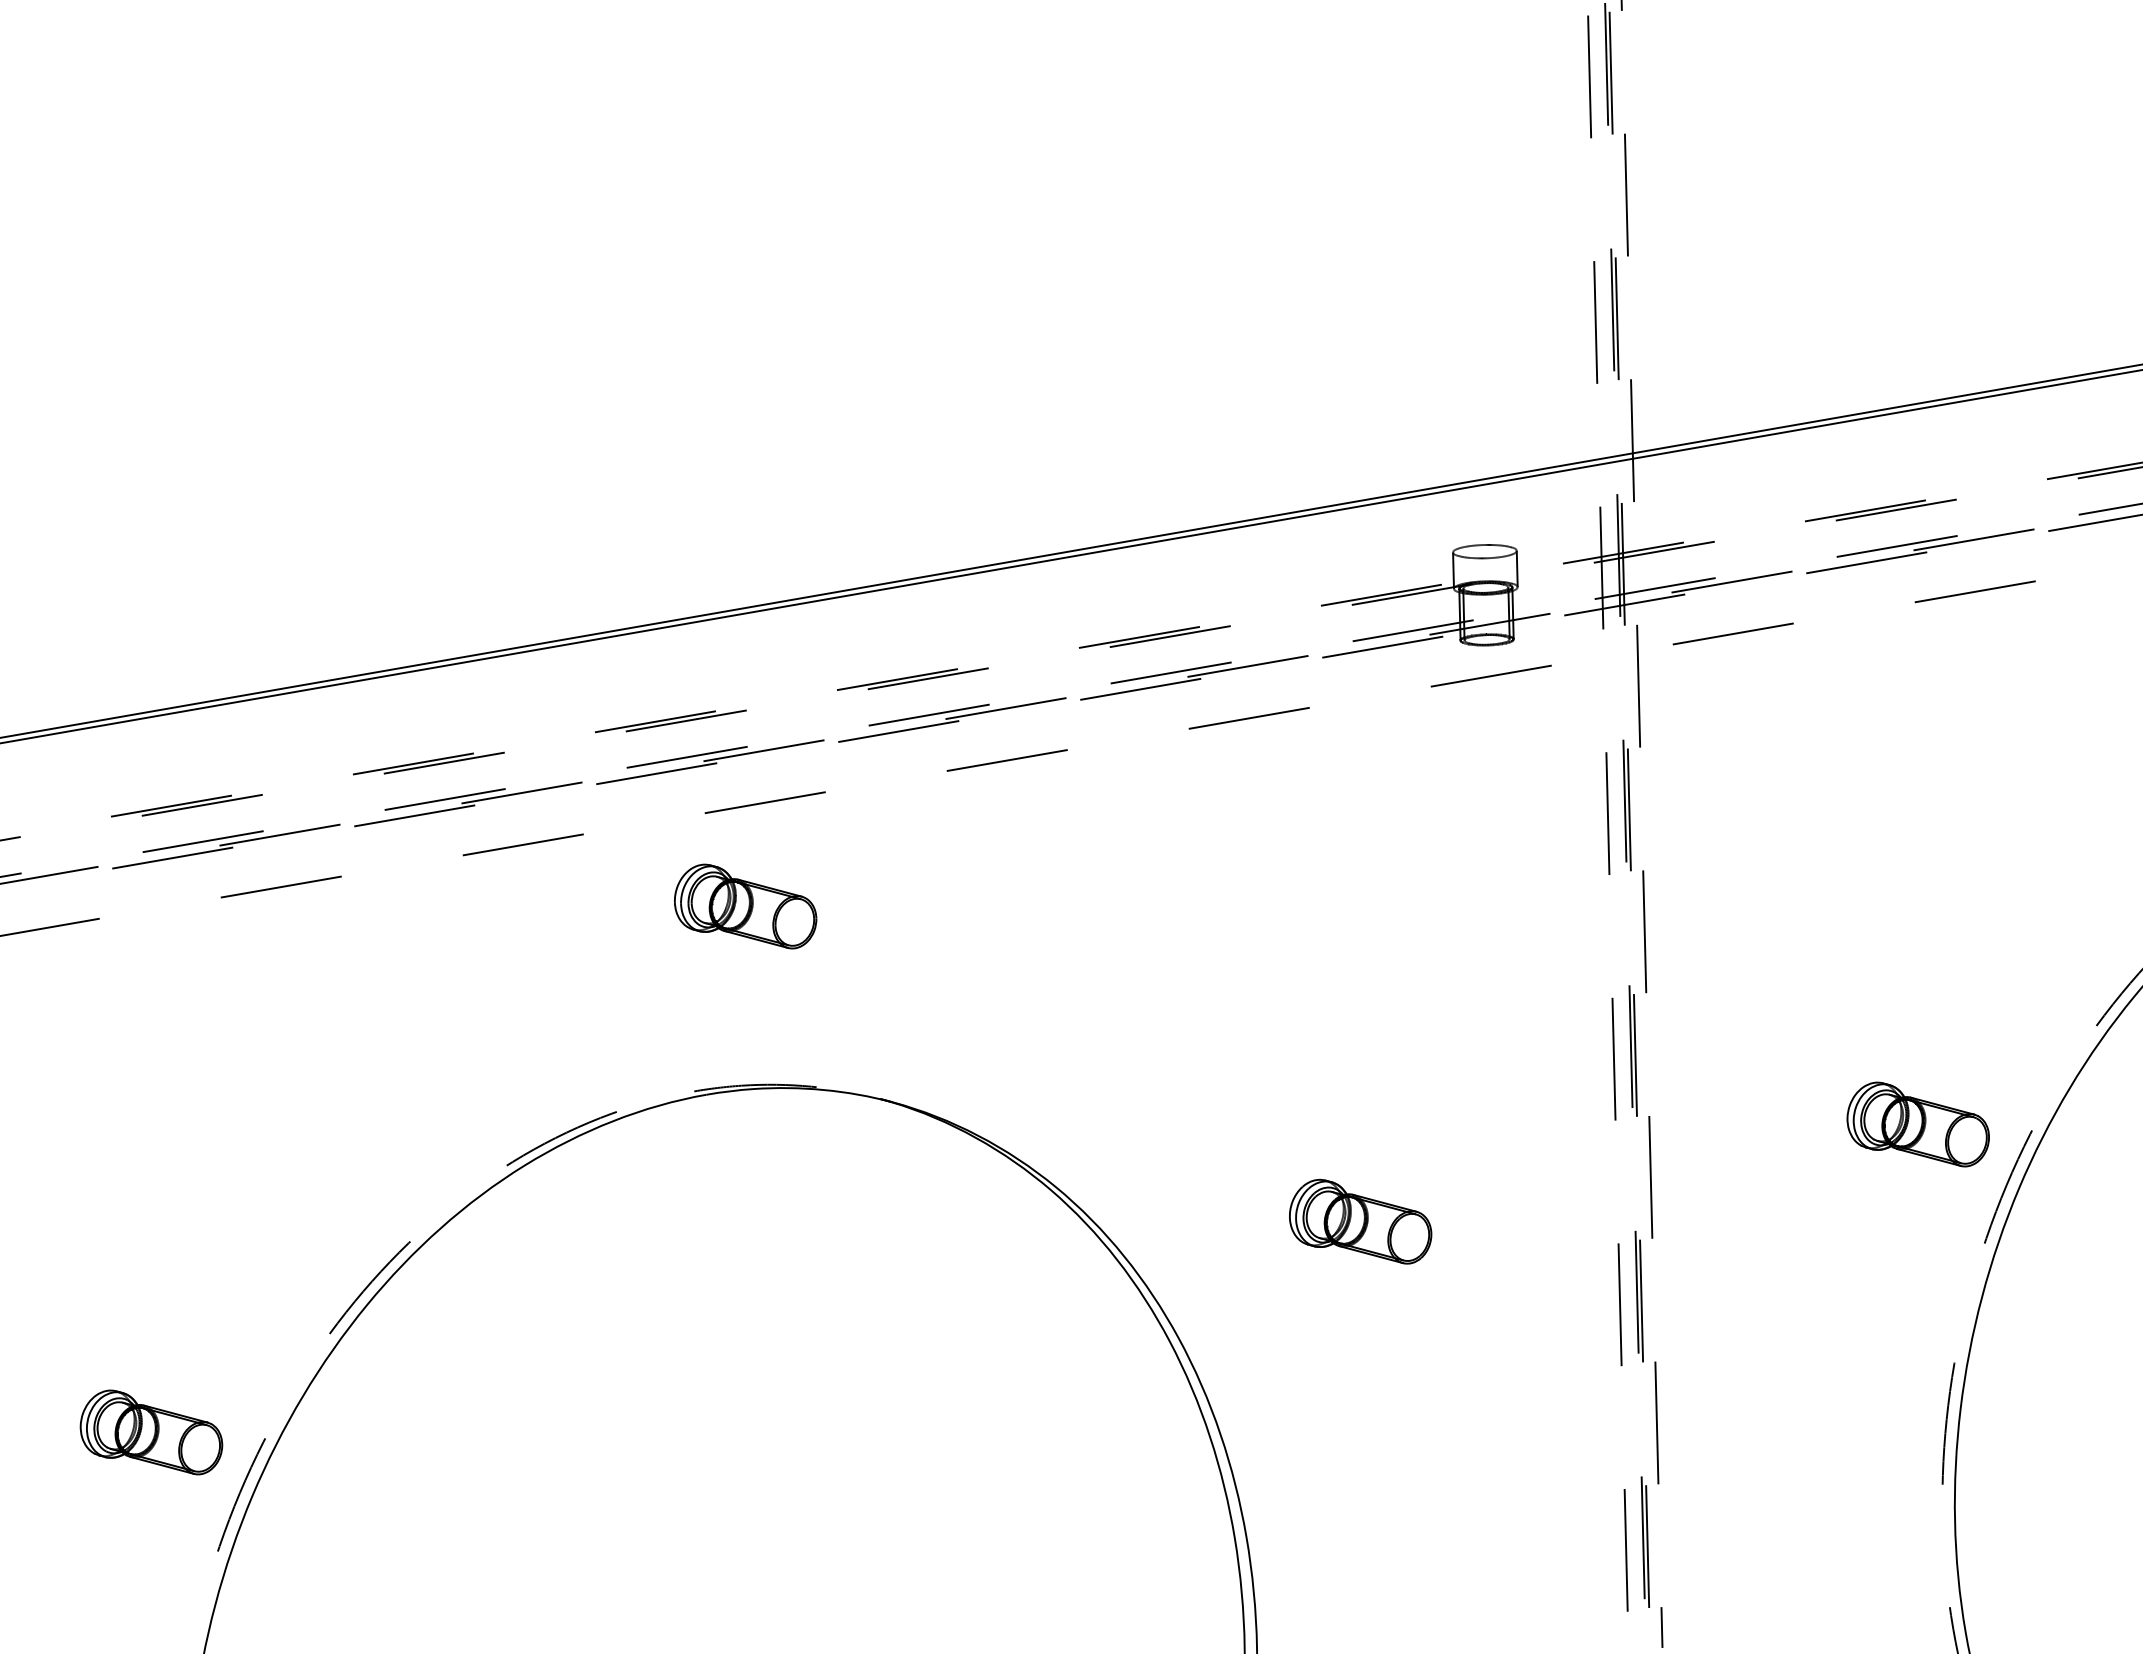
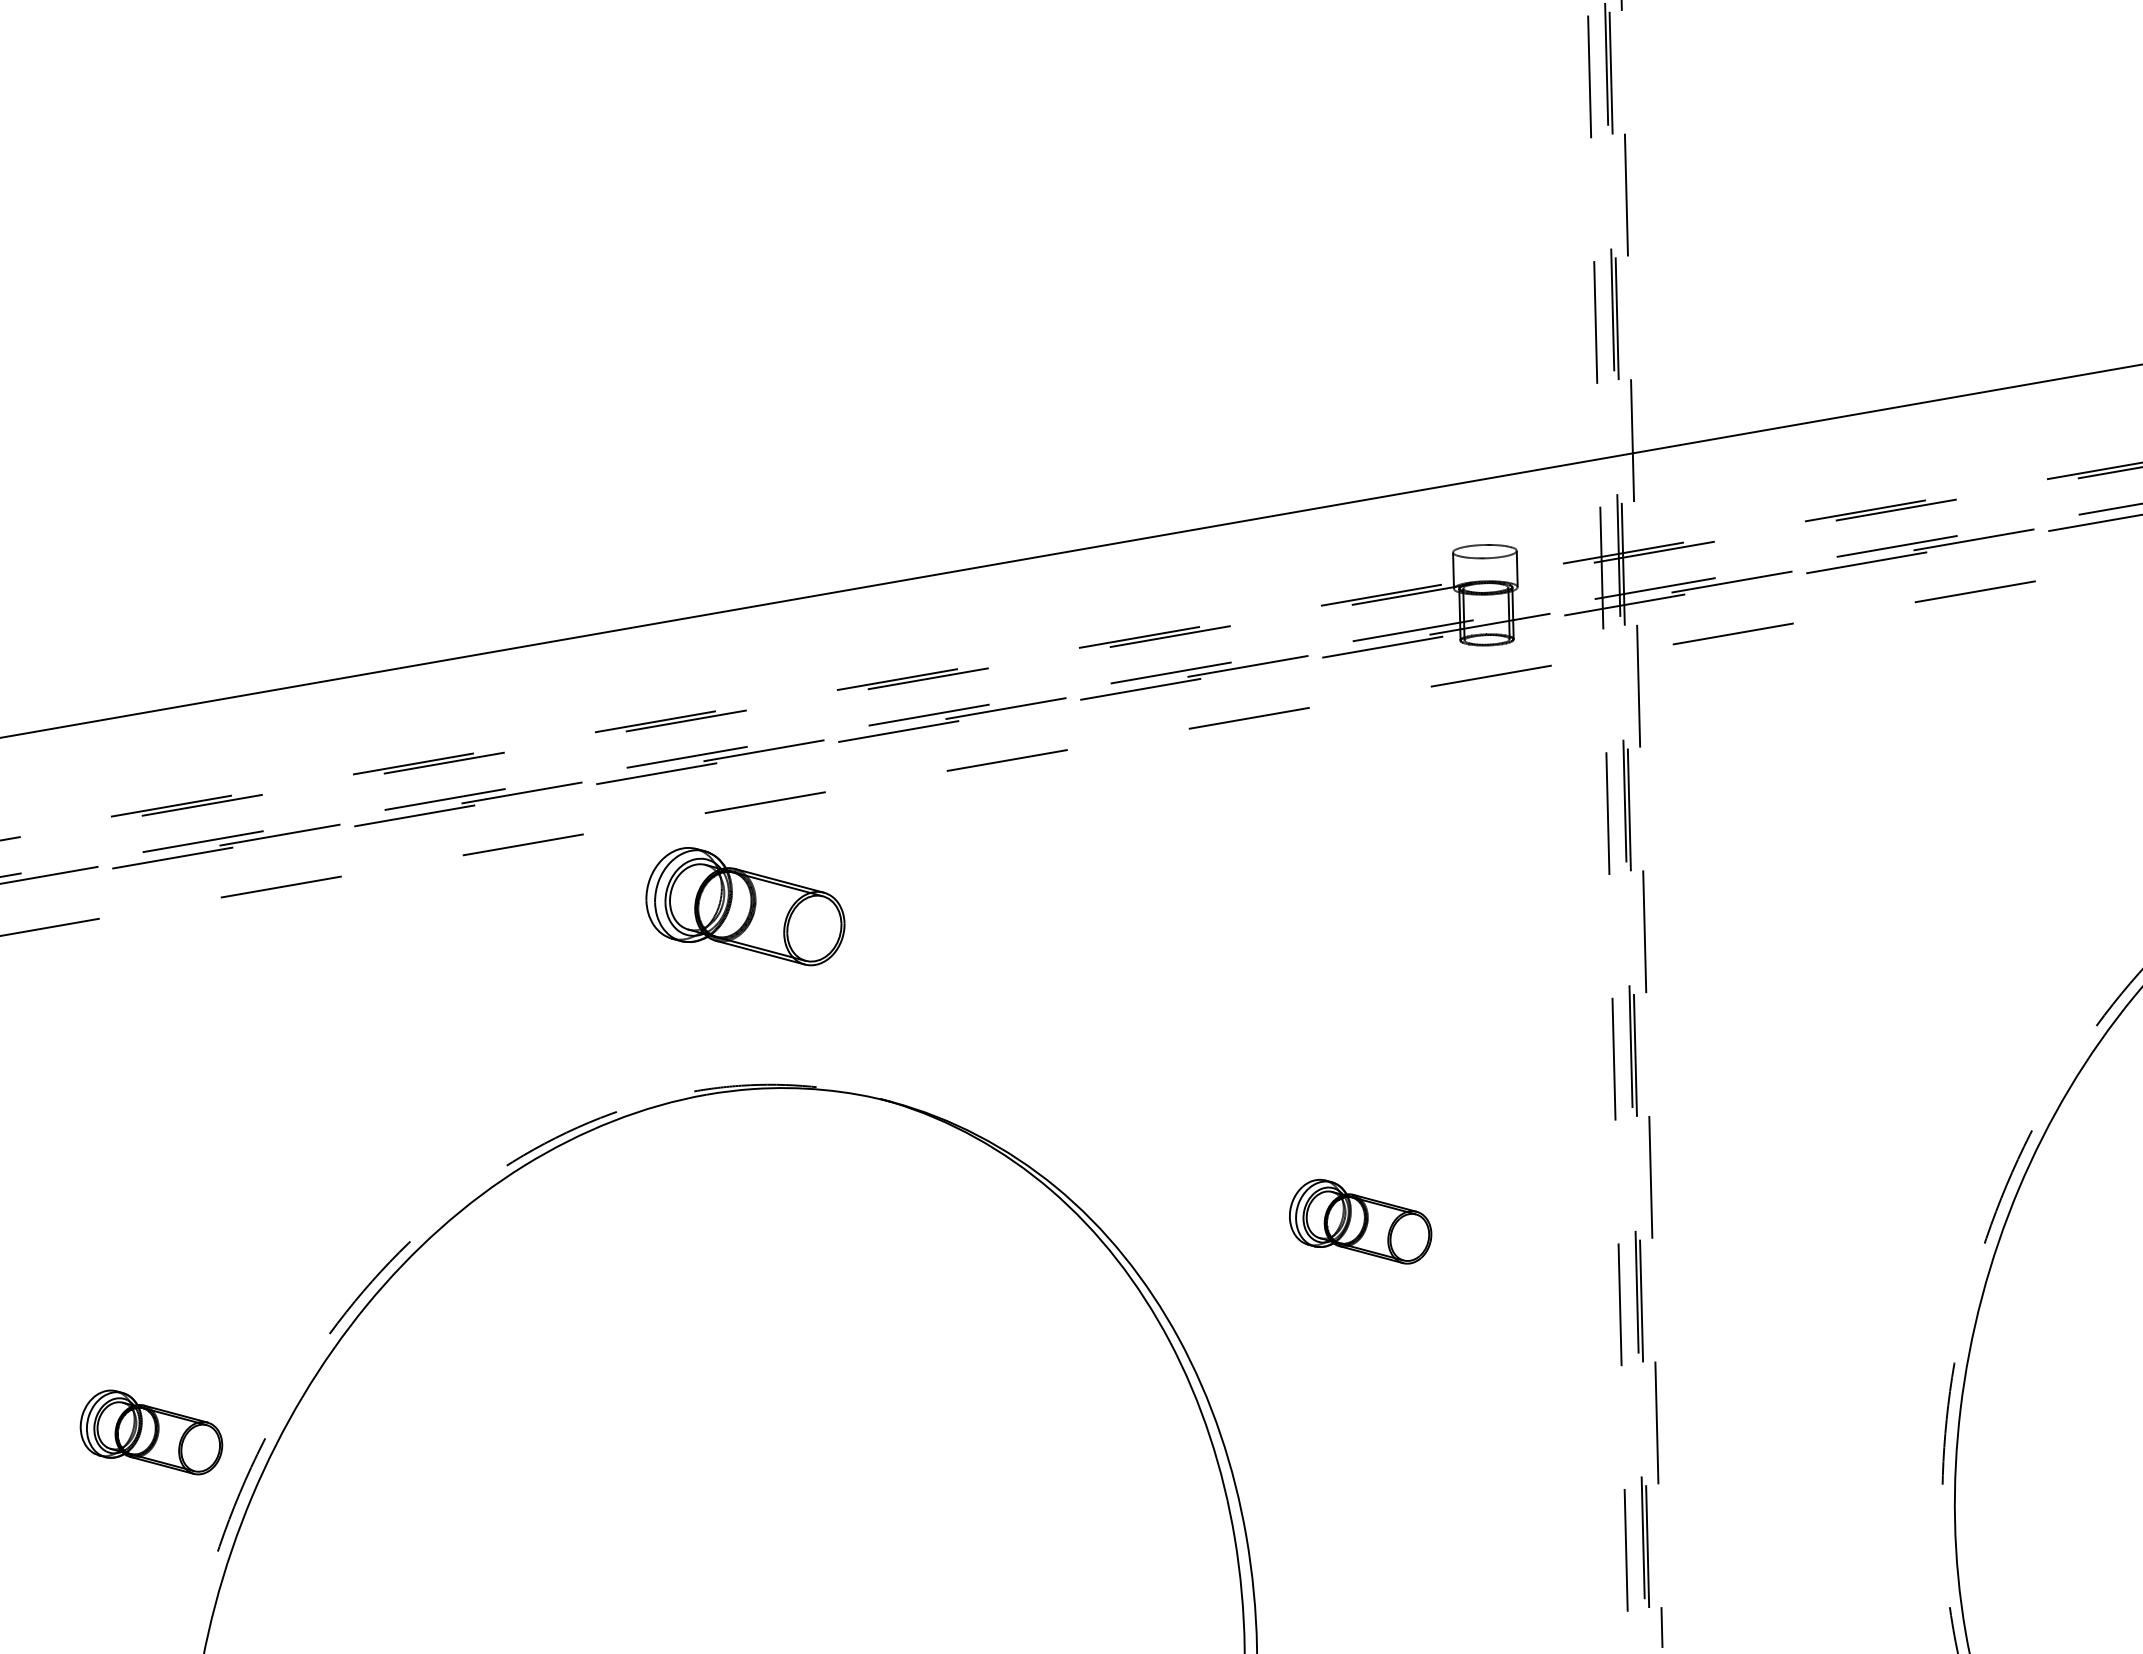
line: present -> none (1070, 556)
part size: 144x87 px -> 201x120 px (745, 906)
part: present -> none (1917, 1124)
